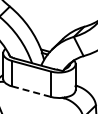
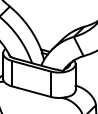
line: dashed -> solid (32, 91)
